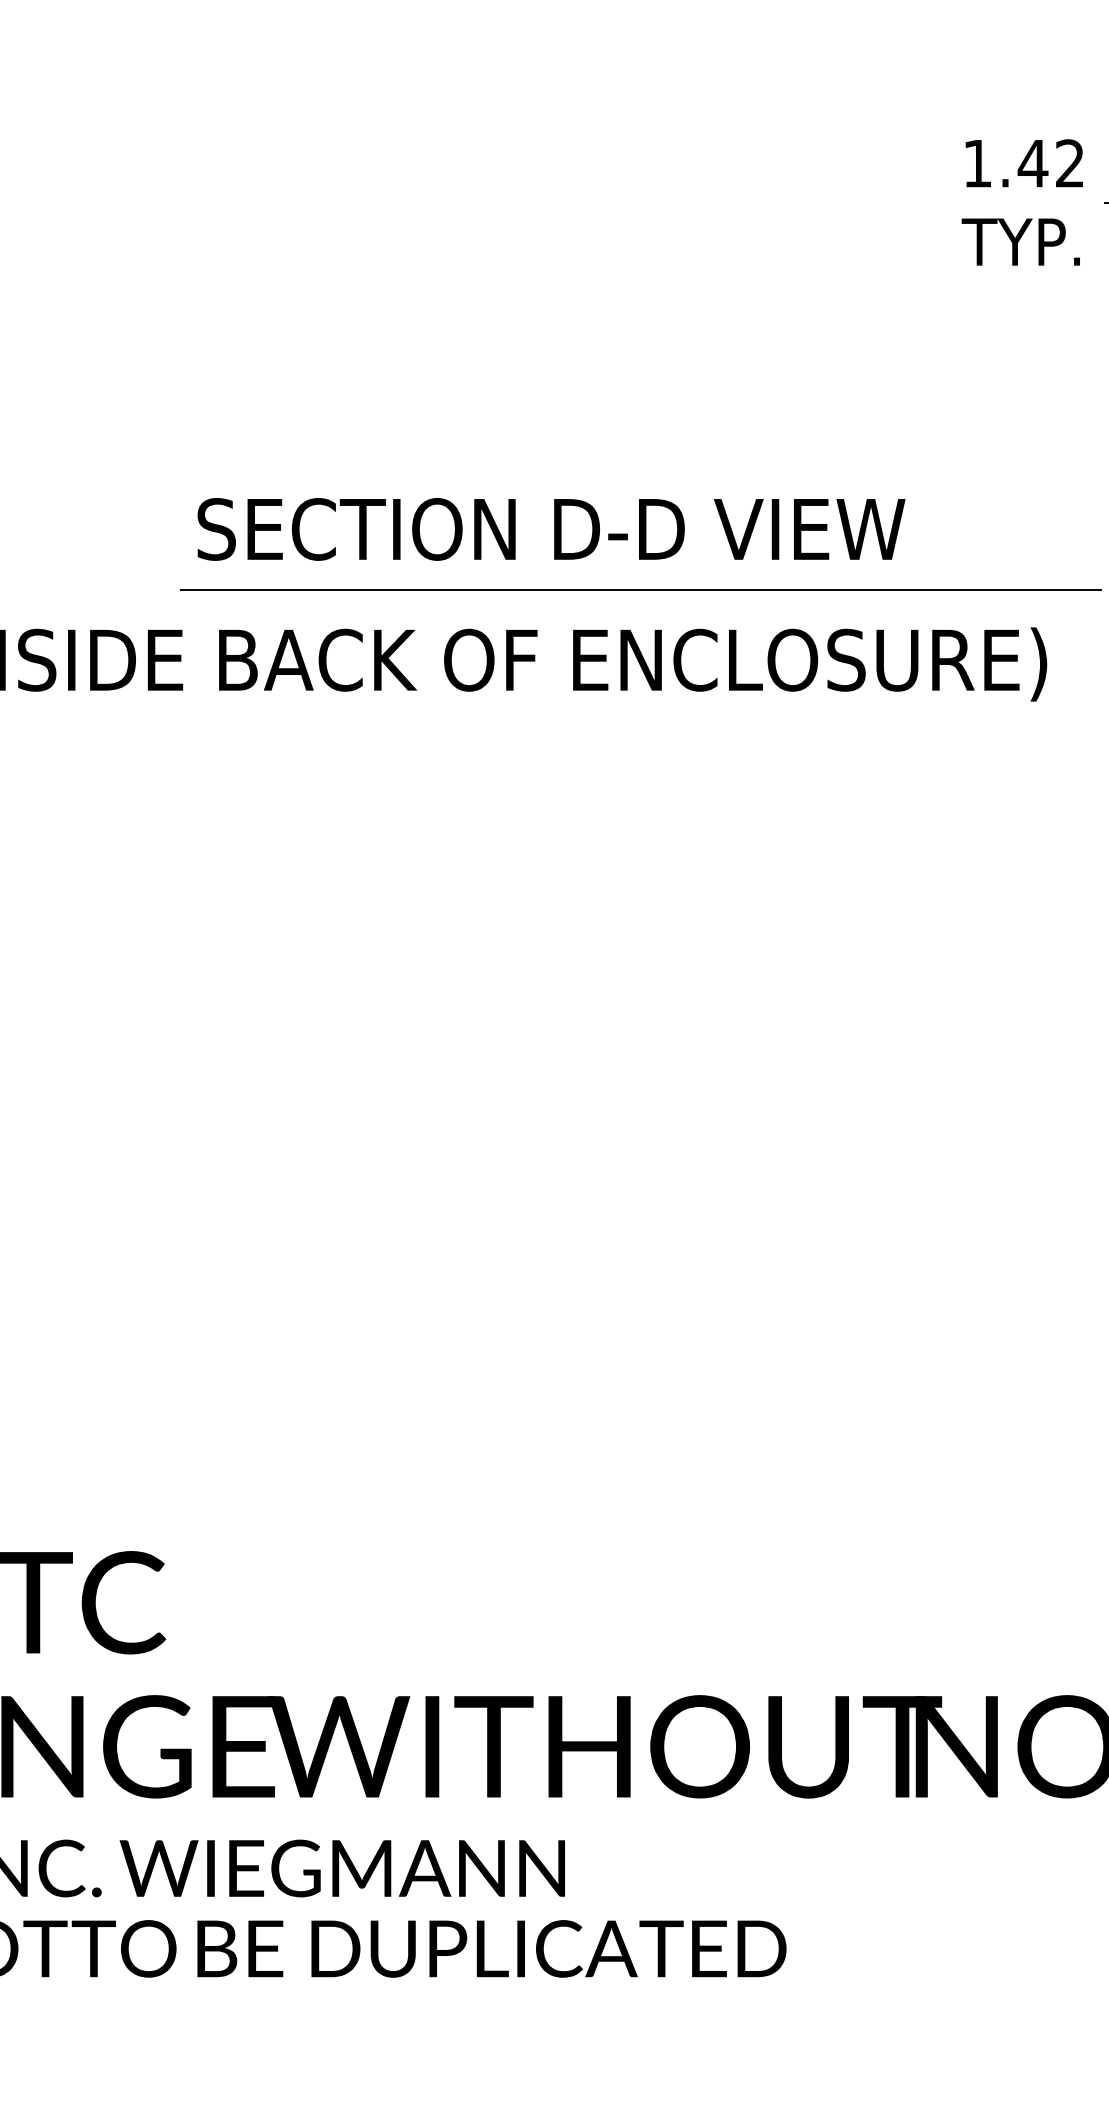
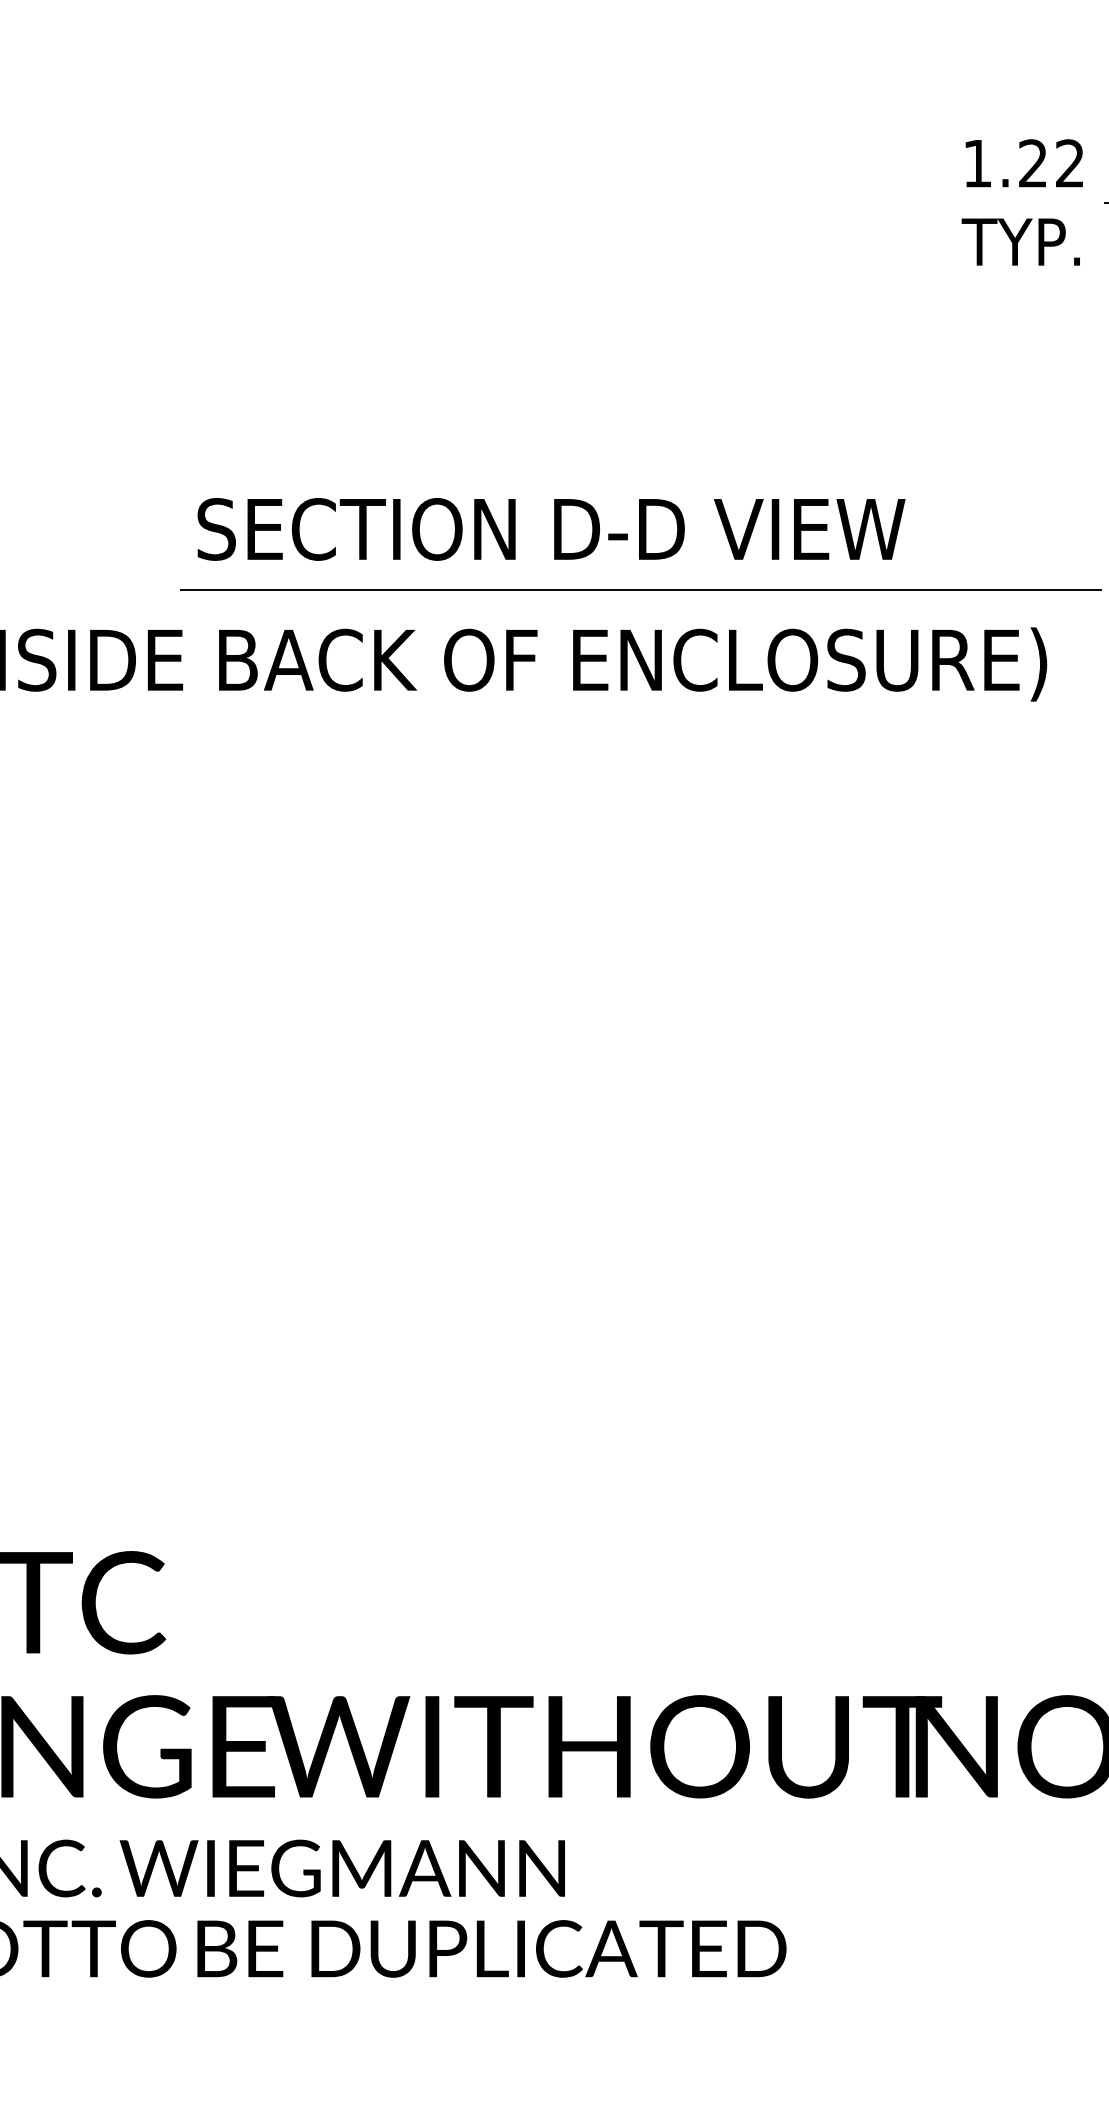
text: 1.42 -> 1.22 (1032, 163)
